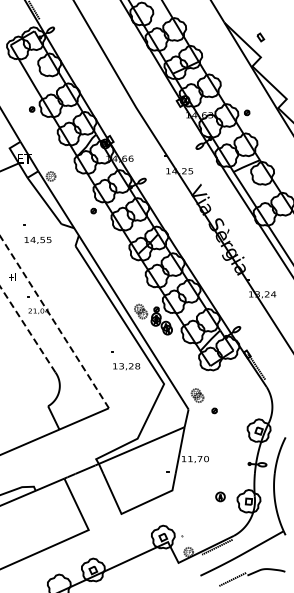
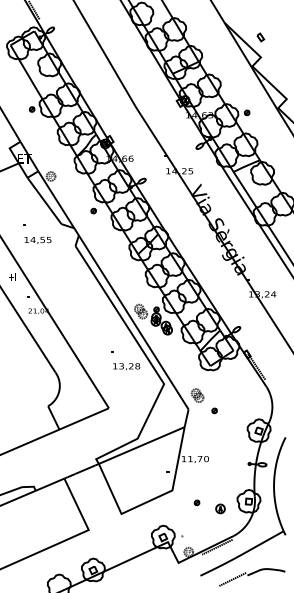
line: dashed -> solid (54, 322)
line: dashed -> solid (27, 329)
part position: (220, 496) -> (220, 508) (220, 508)
part: none -> present (196, 502)
